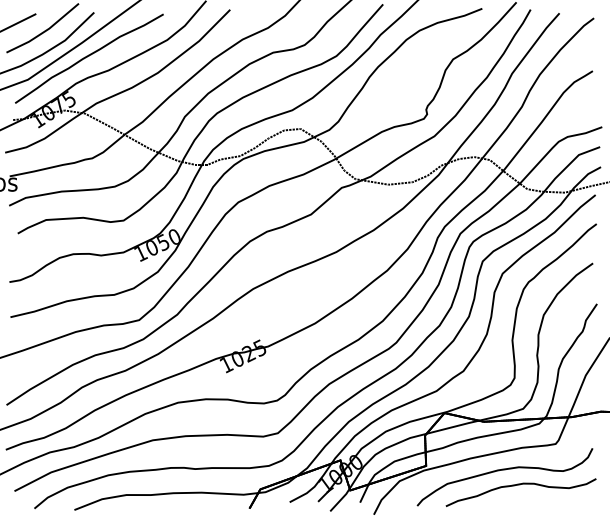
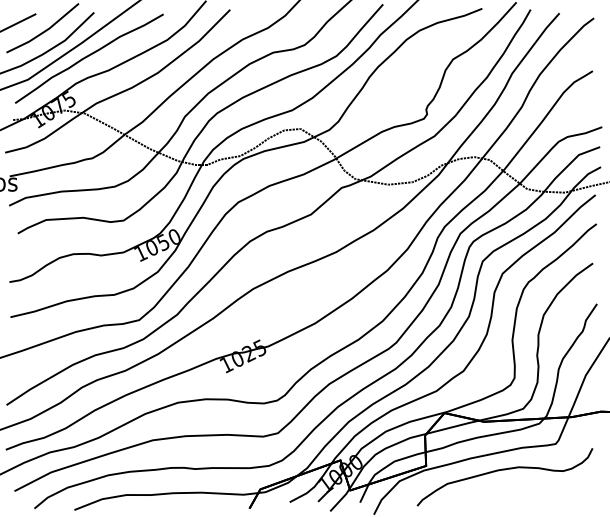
part: present -> none (520, 485)
